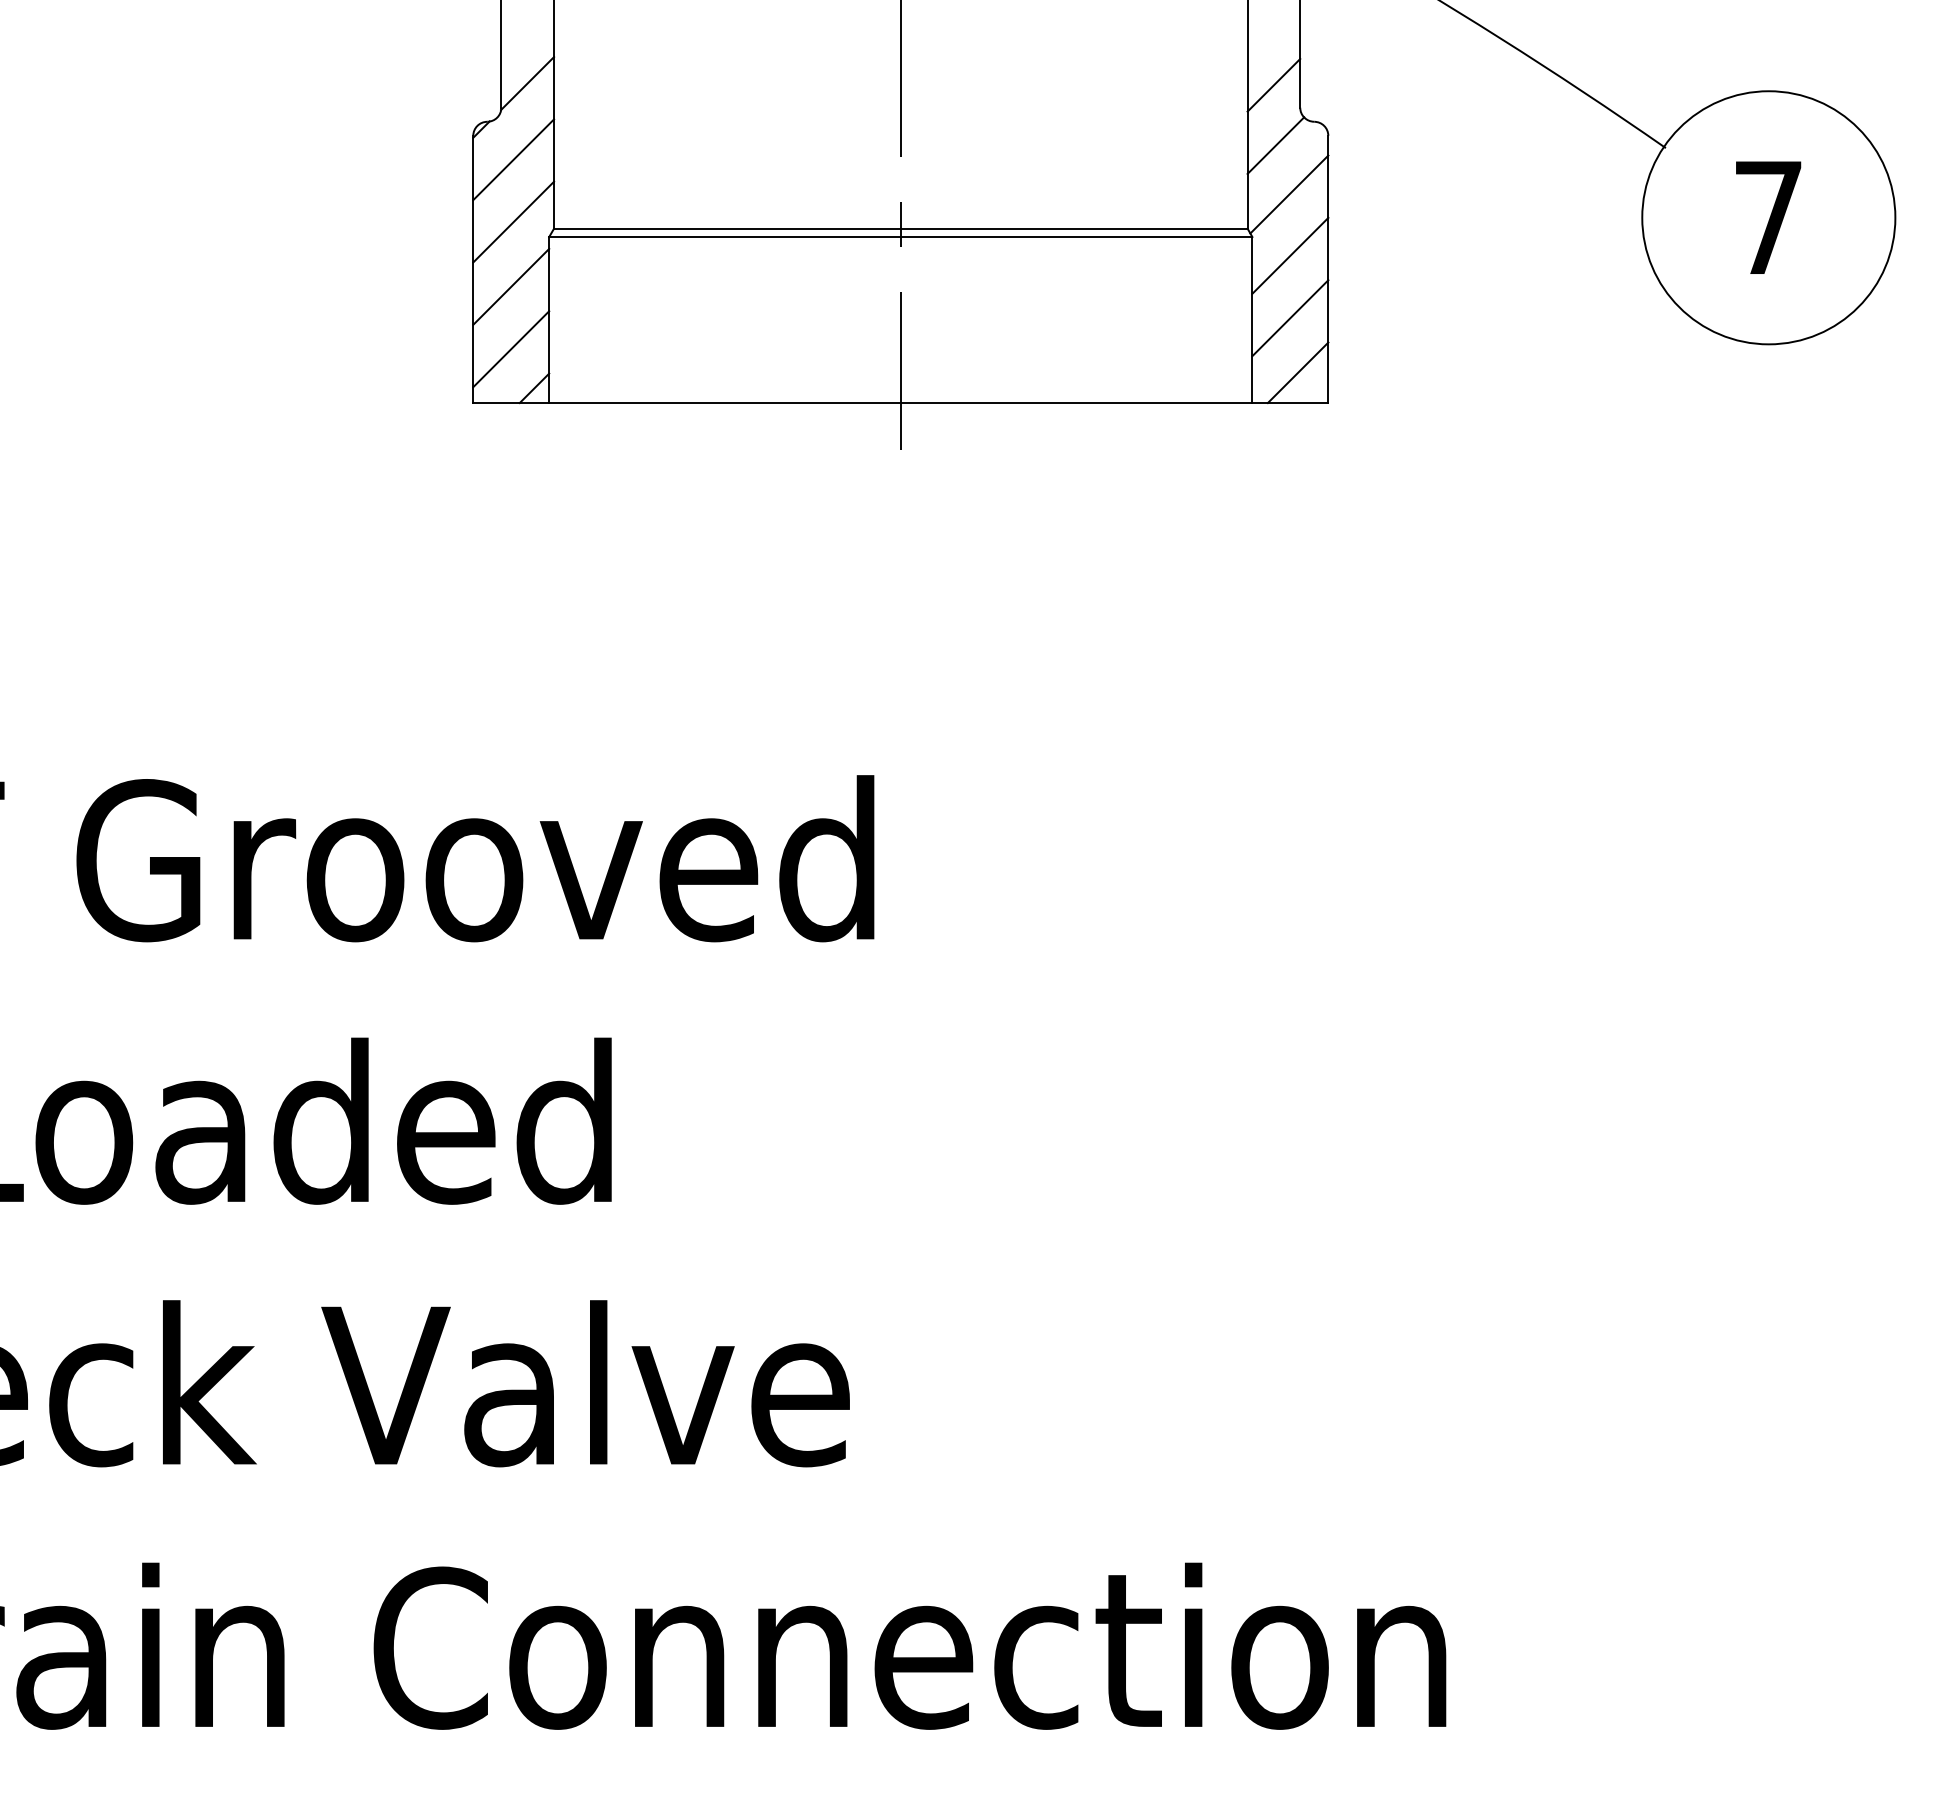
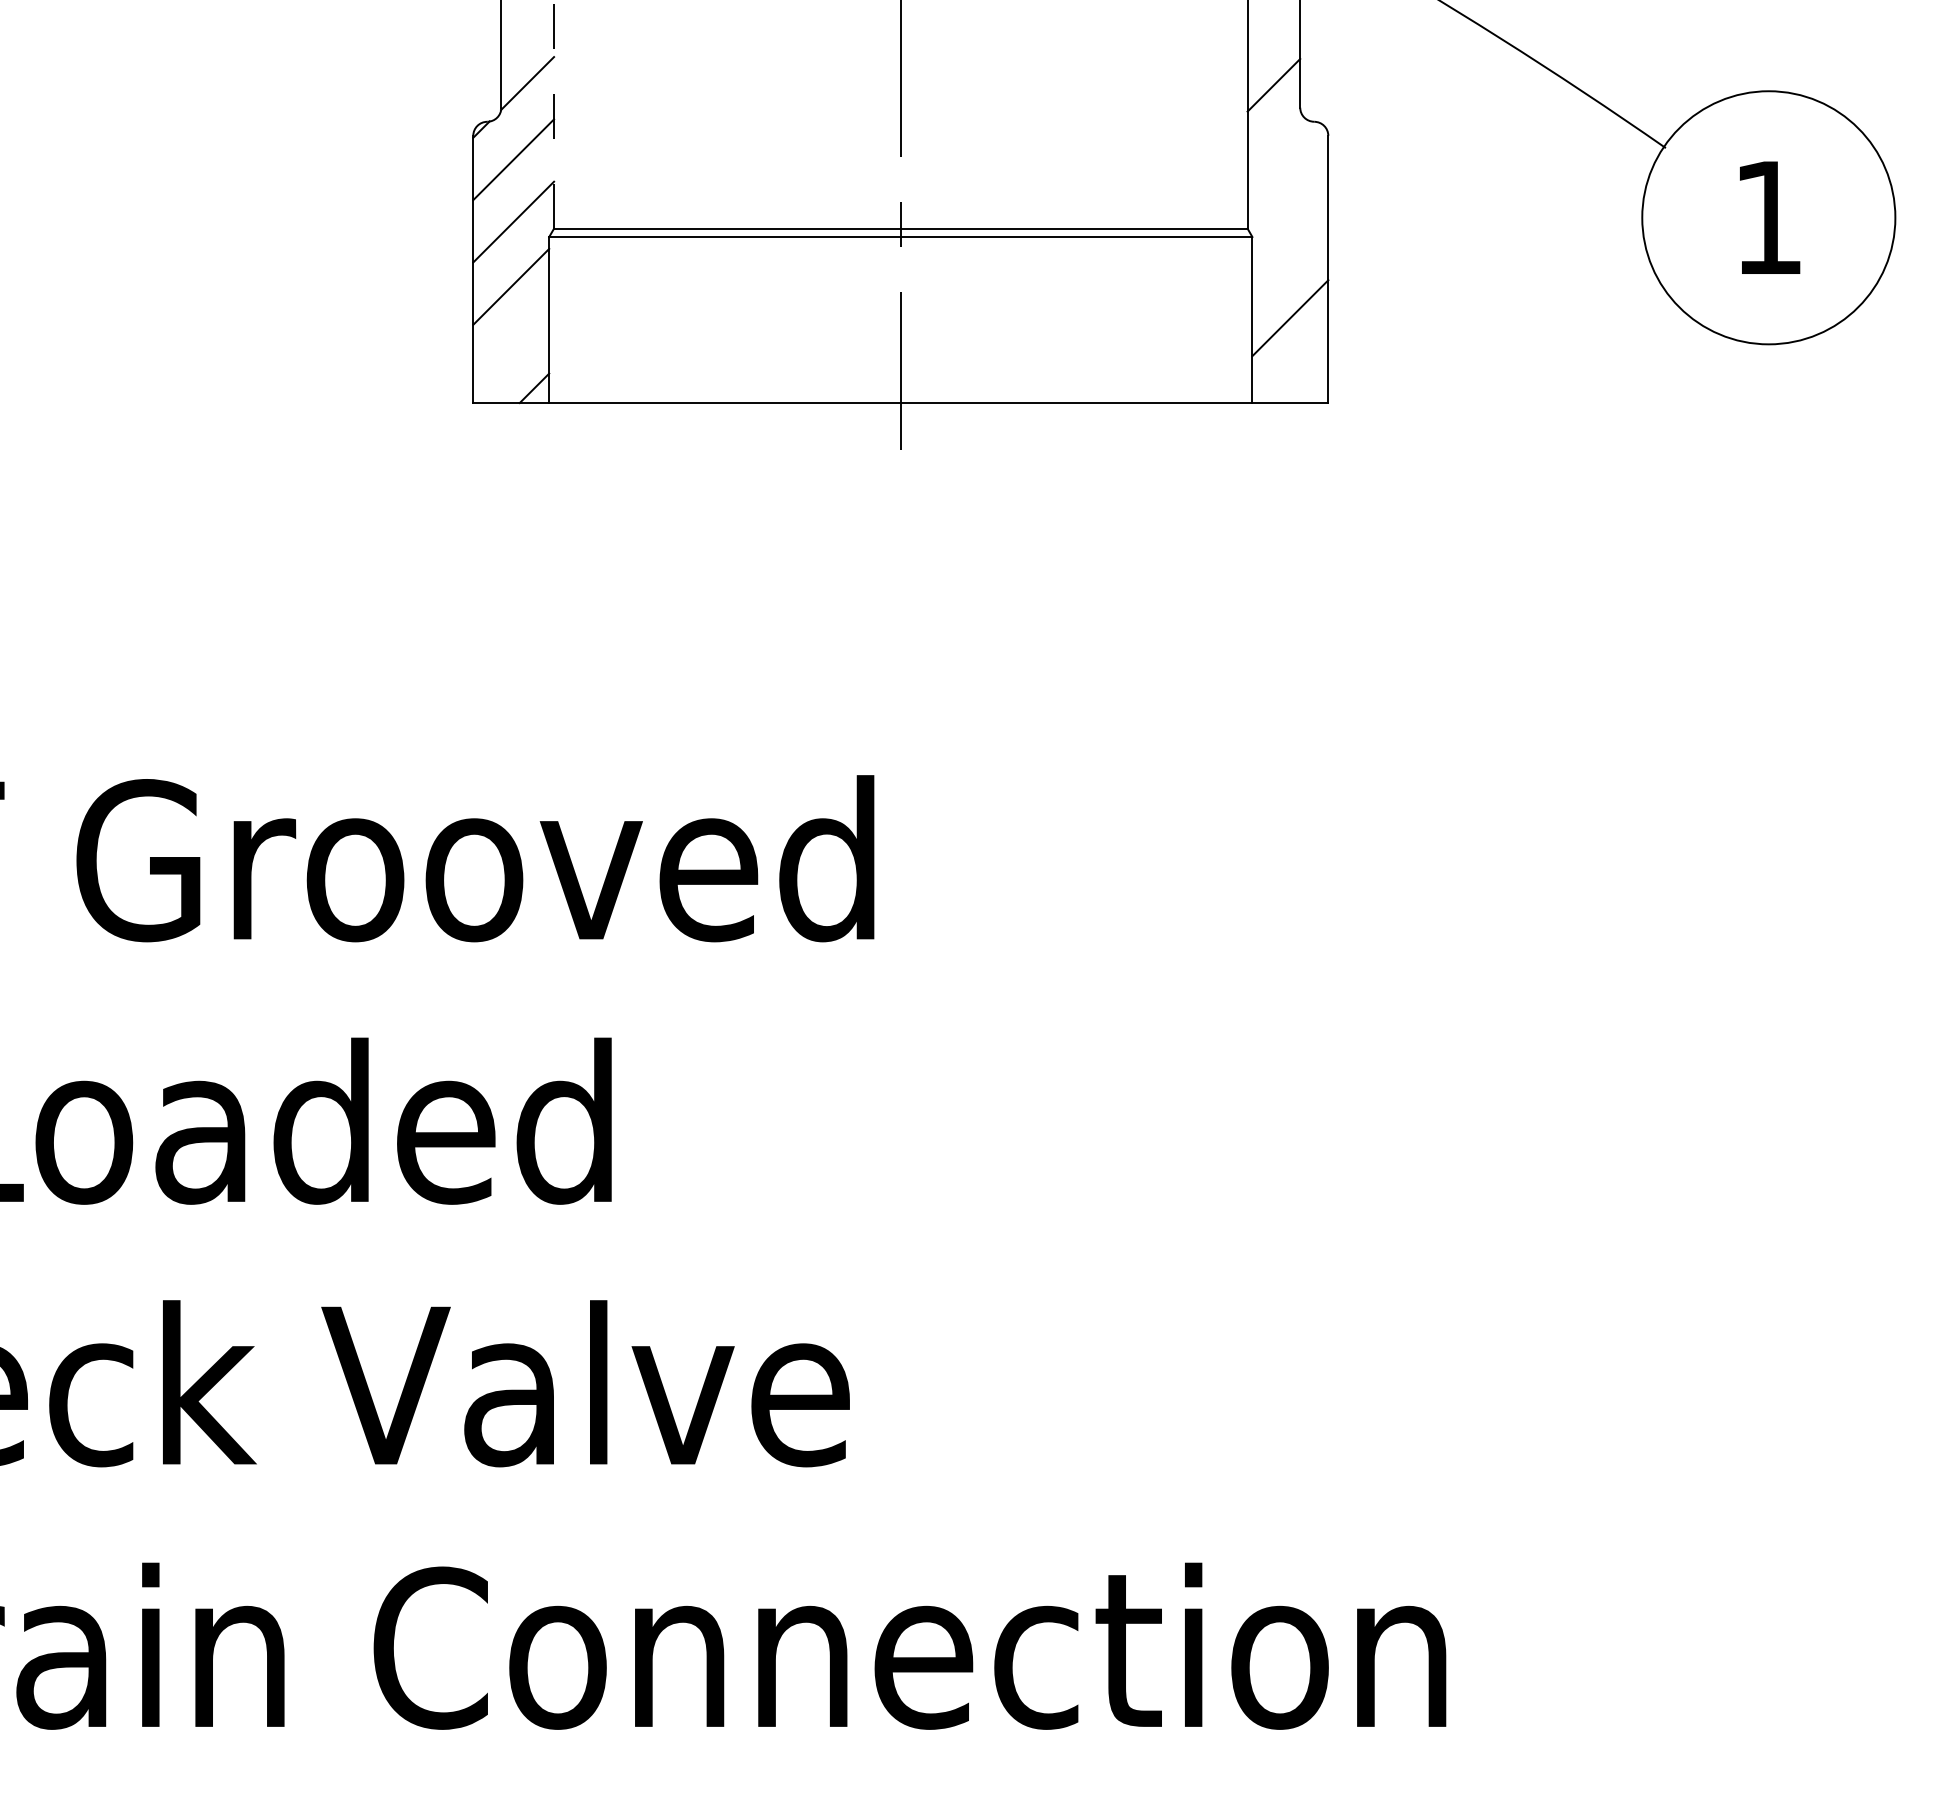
line: solid -> dashed (554, 114)
line: present -> none (1275, 145)
line: present -> none (1289, 194)
text: 7 -> 1 (1768, 217)
line: present -> none (1290, 255)
line: present -> none (511, 349)
line: present -> none (1297, 372)
